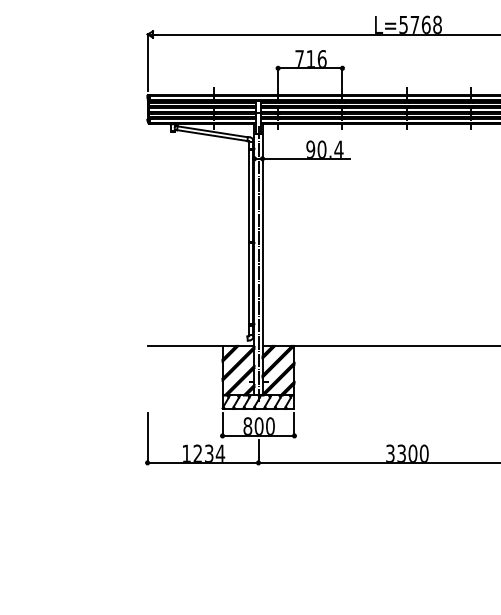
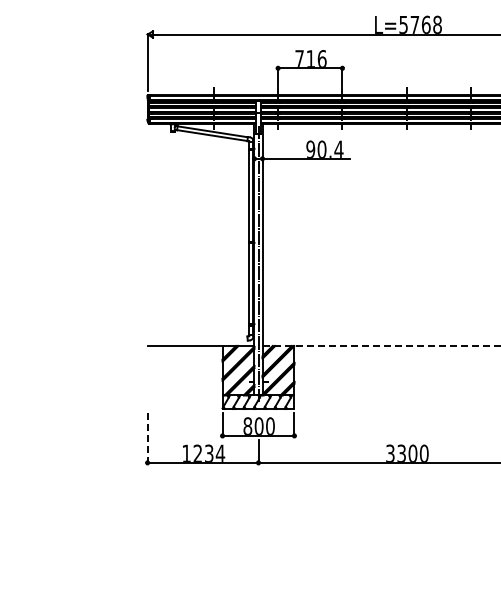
line: solid -> dashed (381, 346)
line: solid -> dashed (147, 438)
